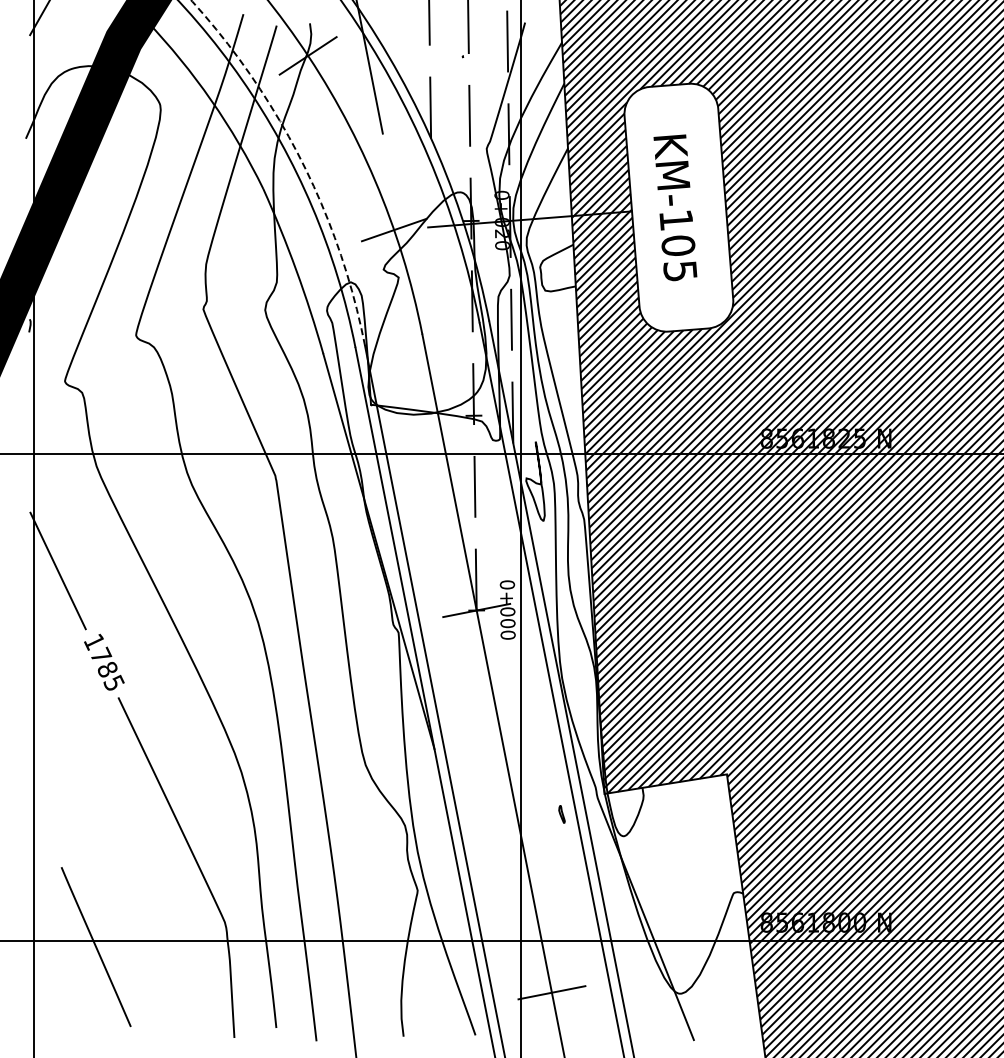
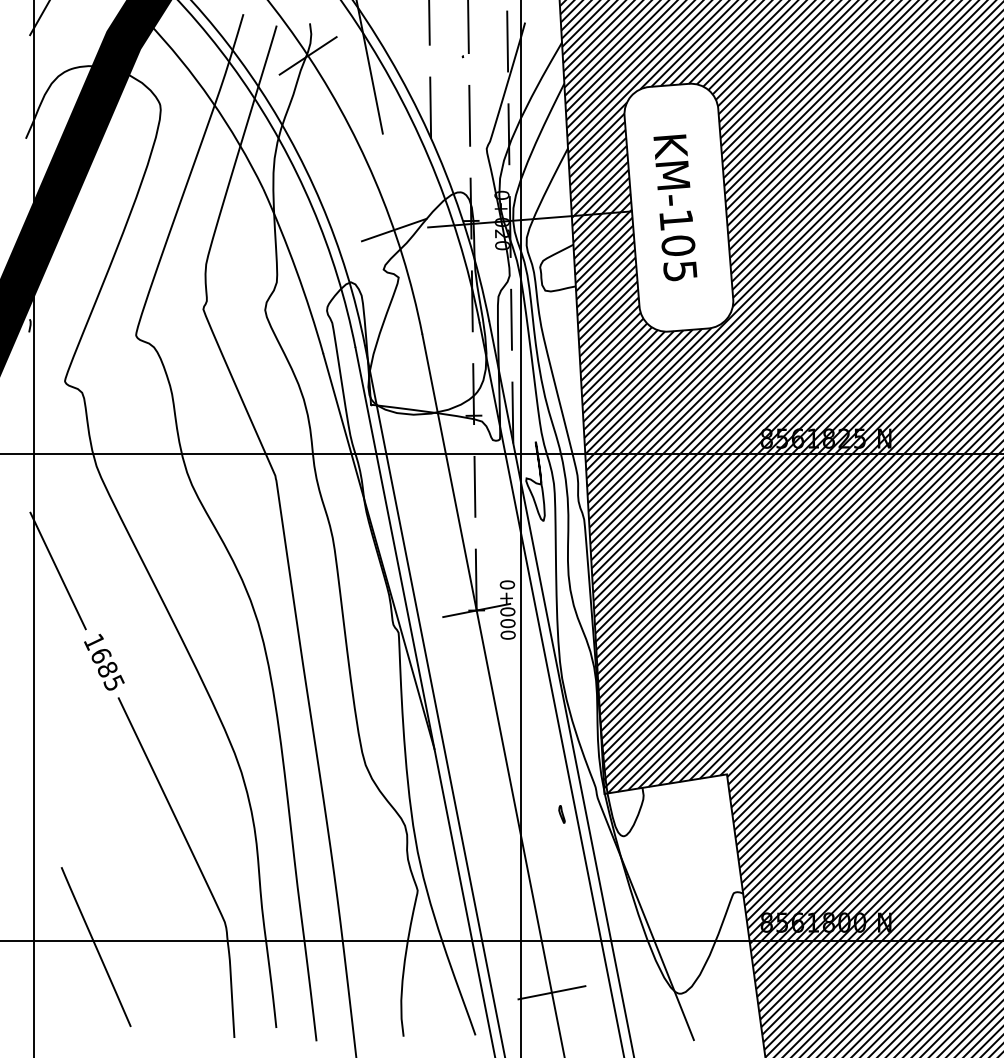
arc: dashed -> solid (301, 159)
text: 1785 -> 1685 (101, 654)
